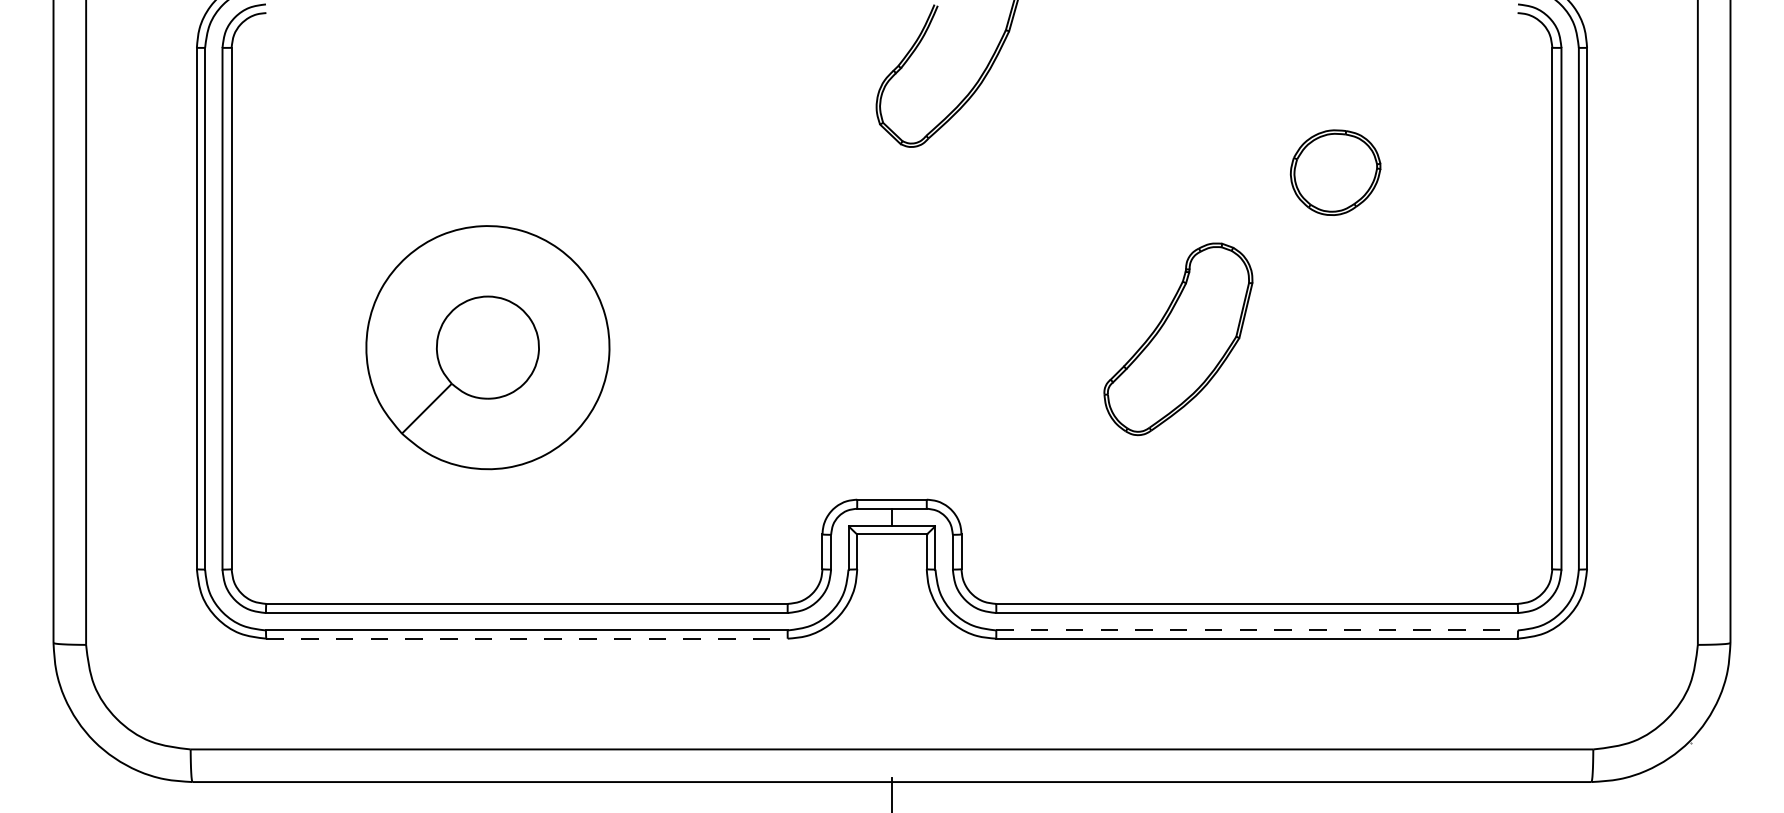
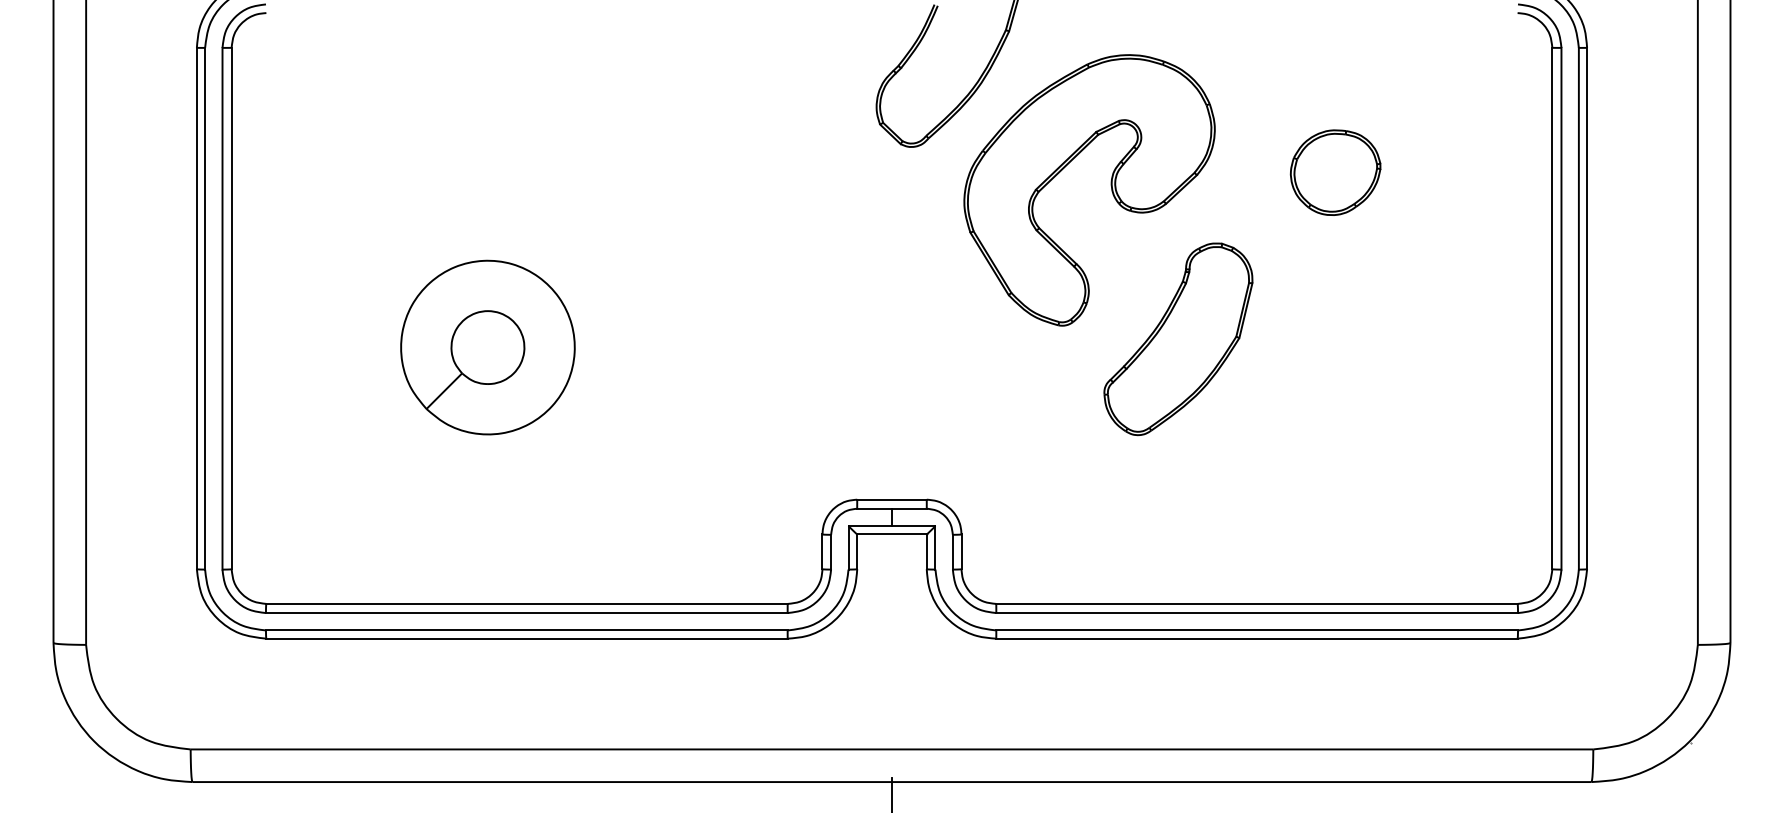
part: none -> present (1110, 185)
part size: 246x246 px -> 176x177 px (487, 347)
line: dashed -> solid (1257, 630)
line: dashed -> solid (527, 638)
